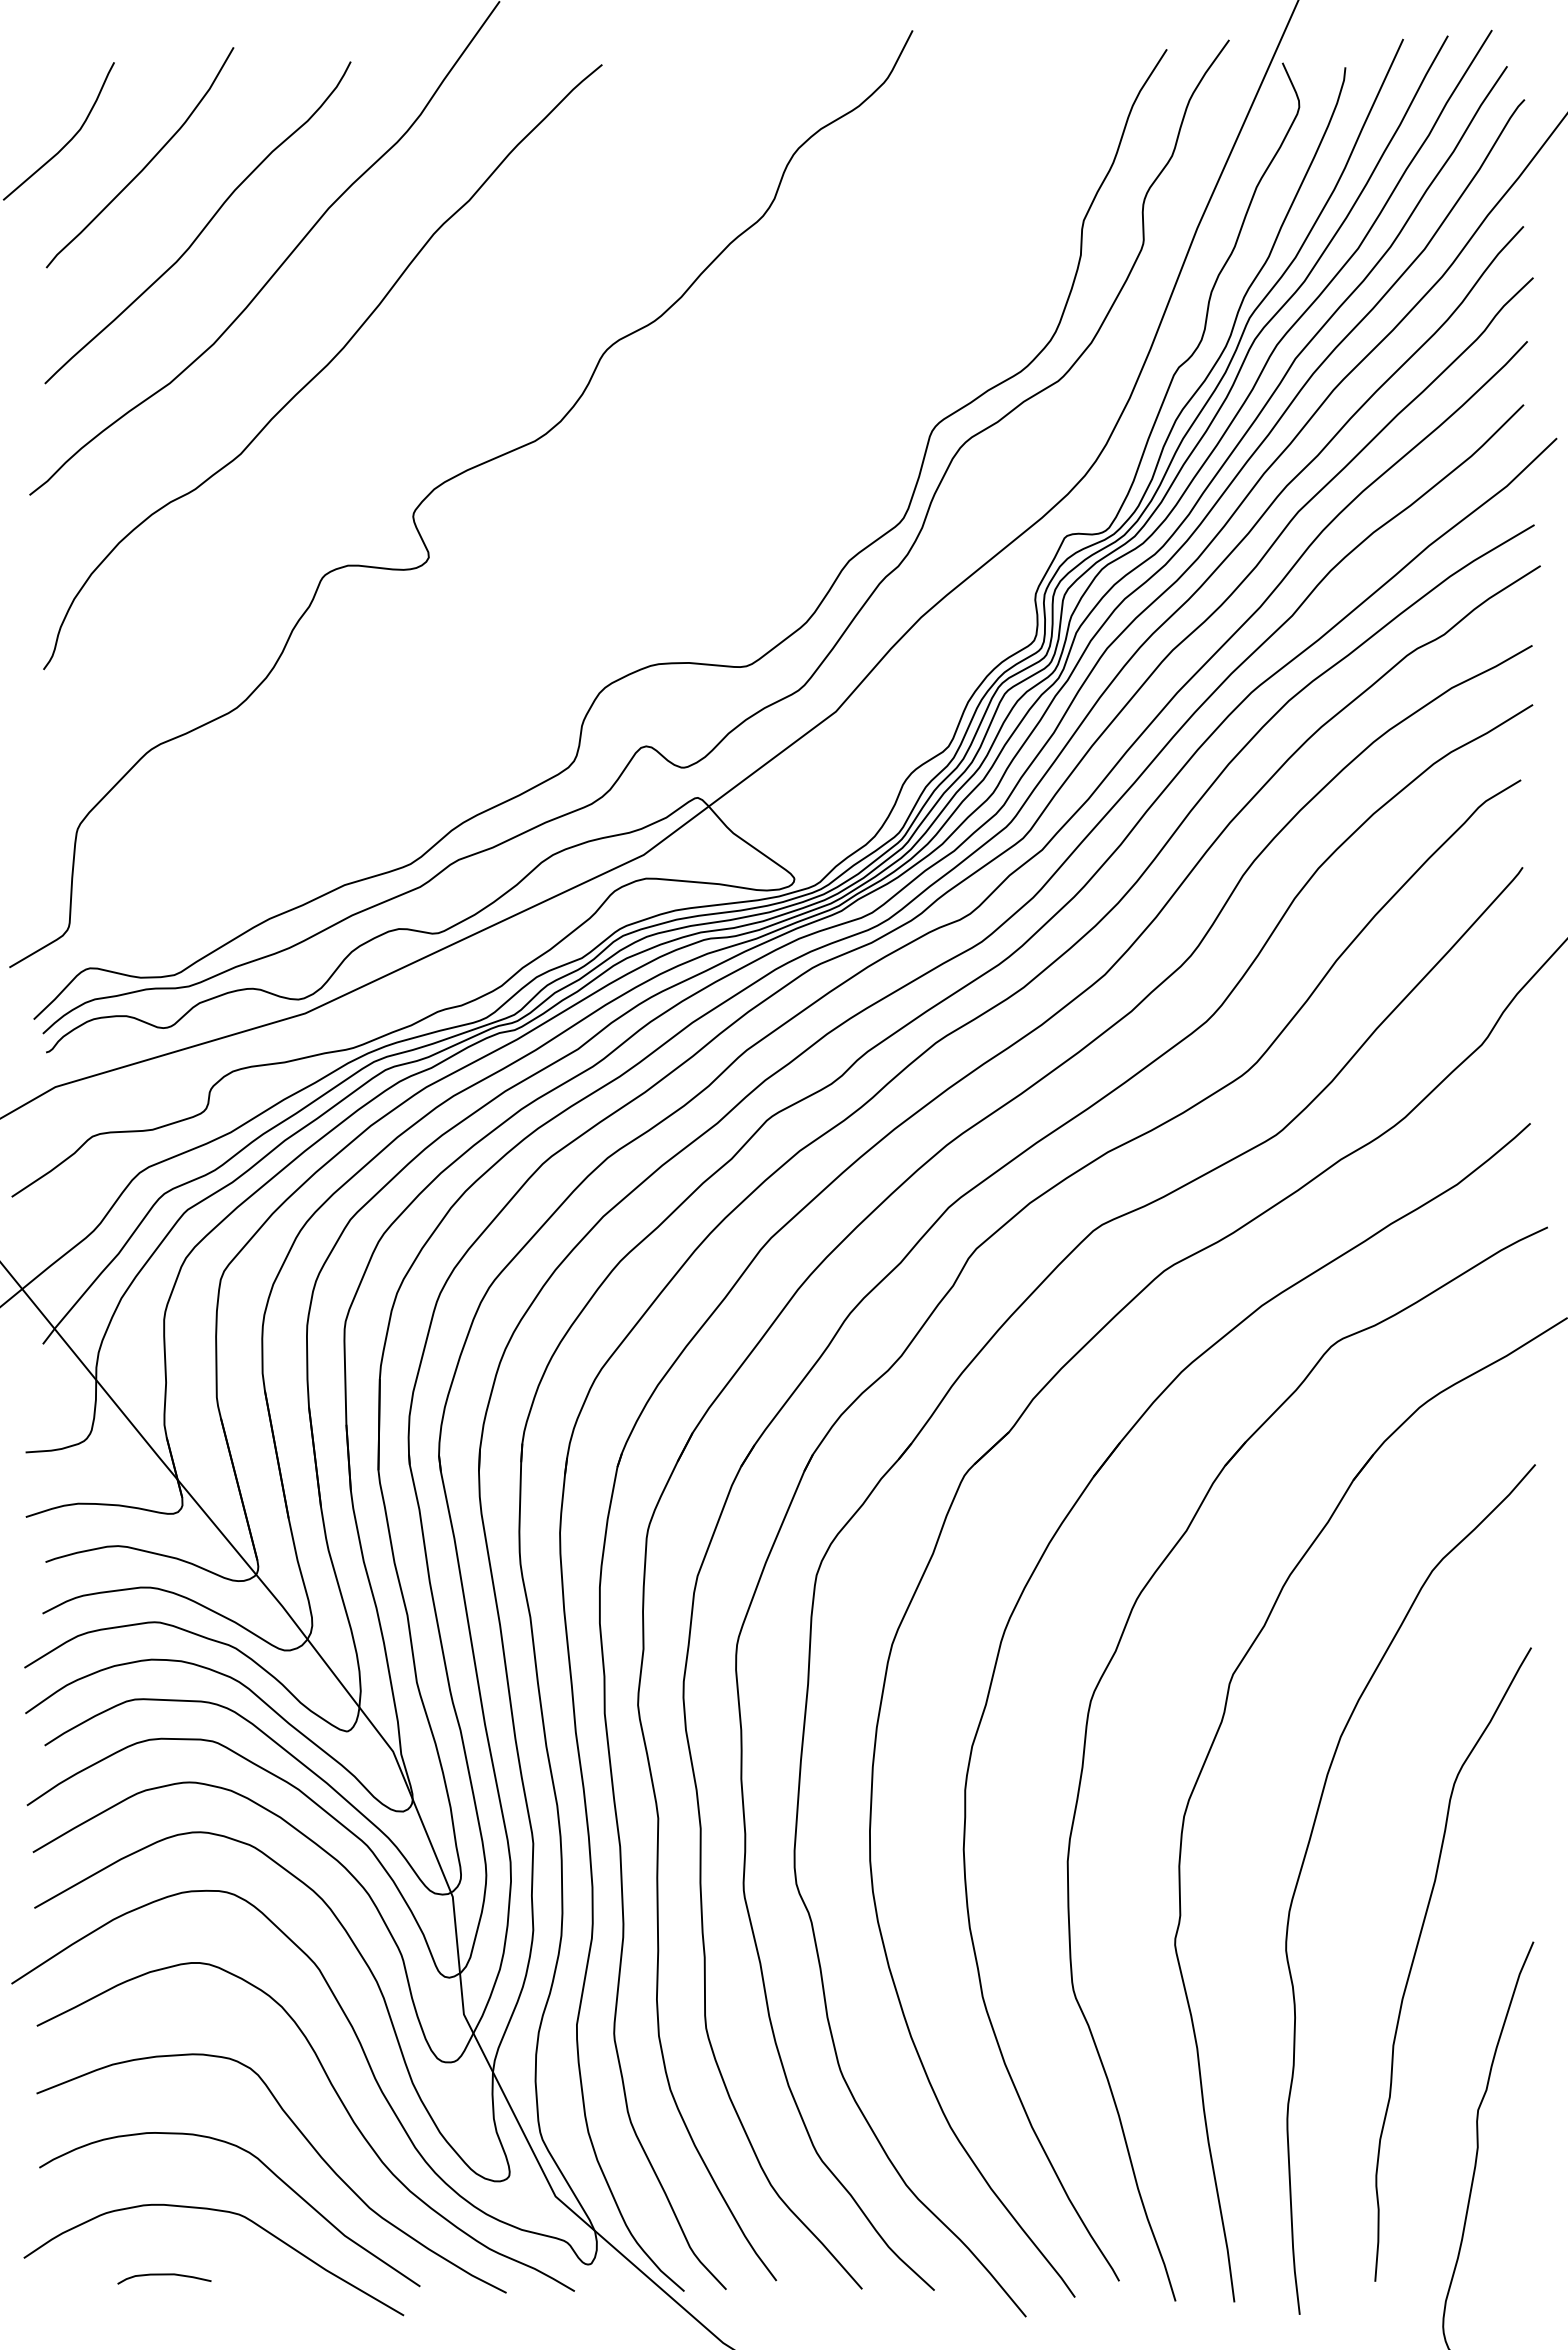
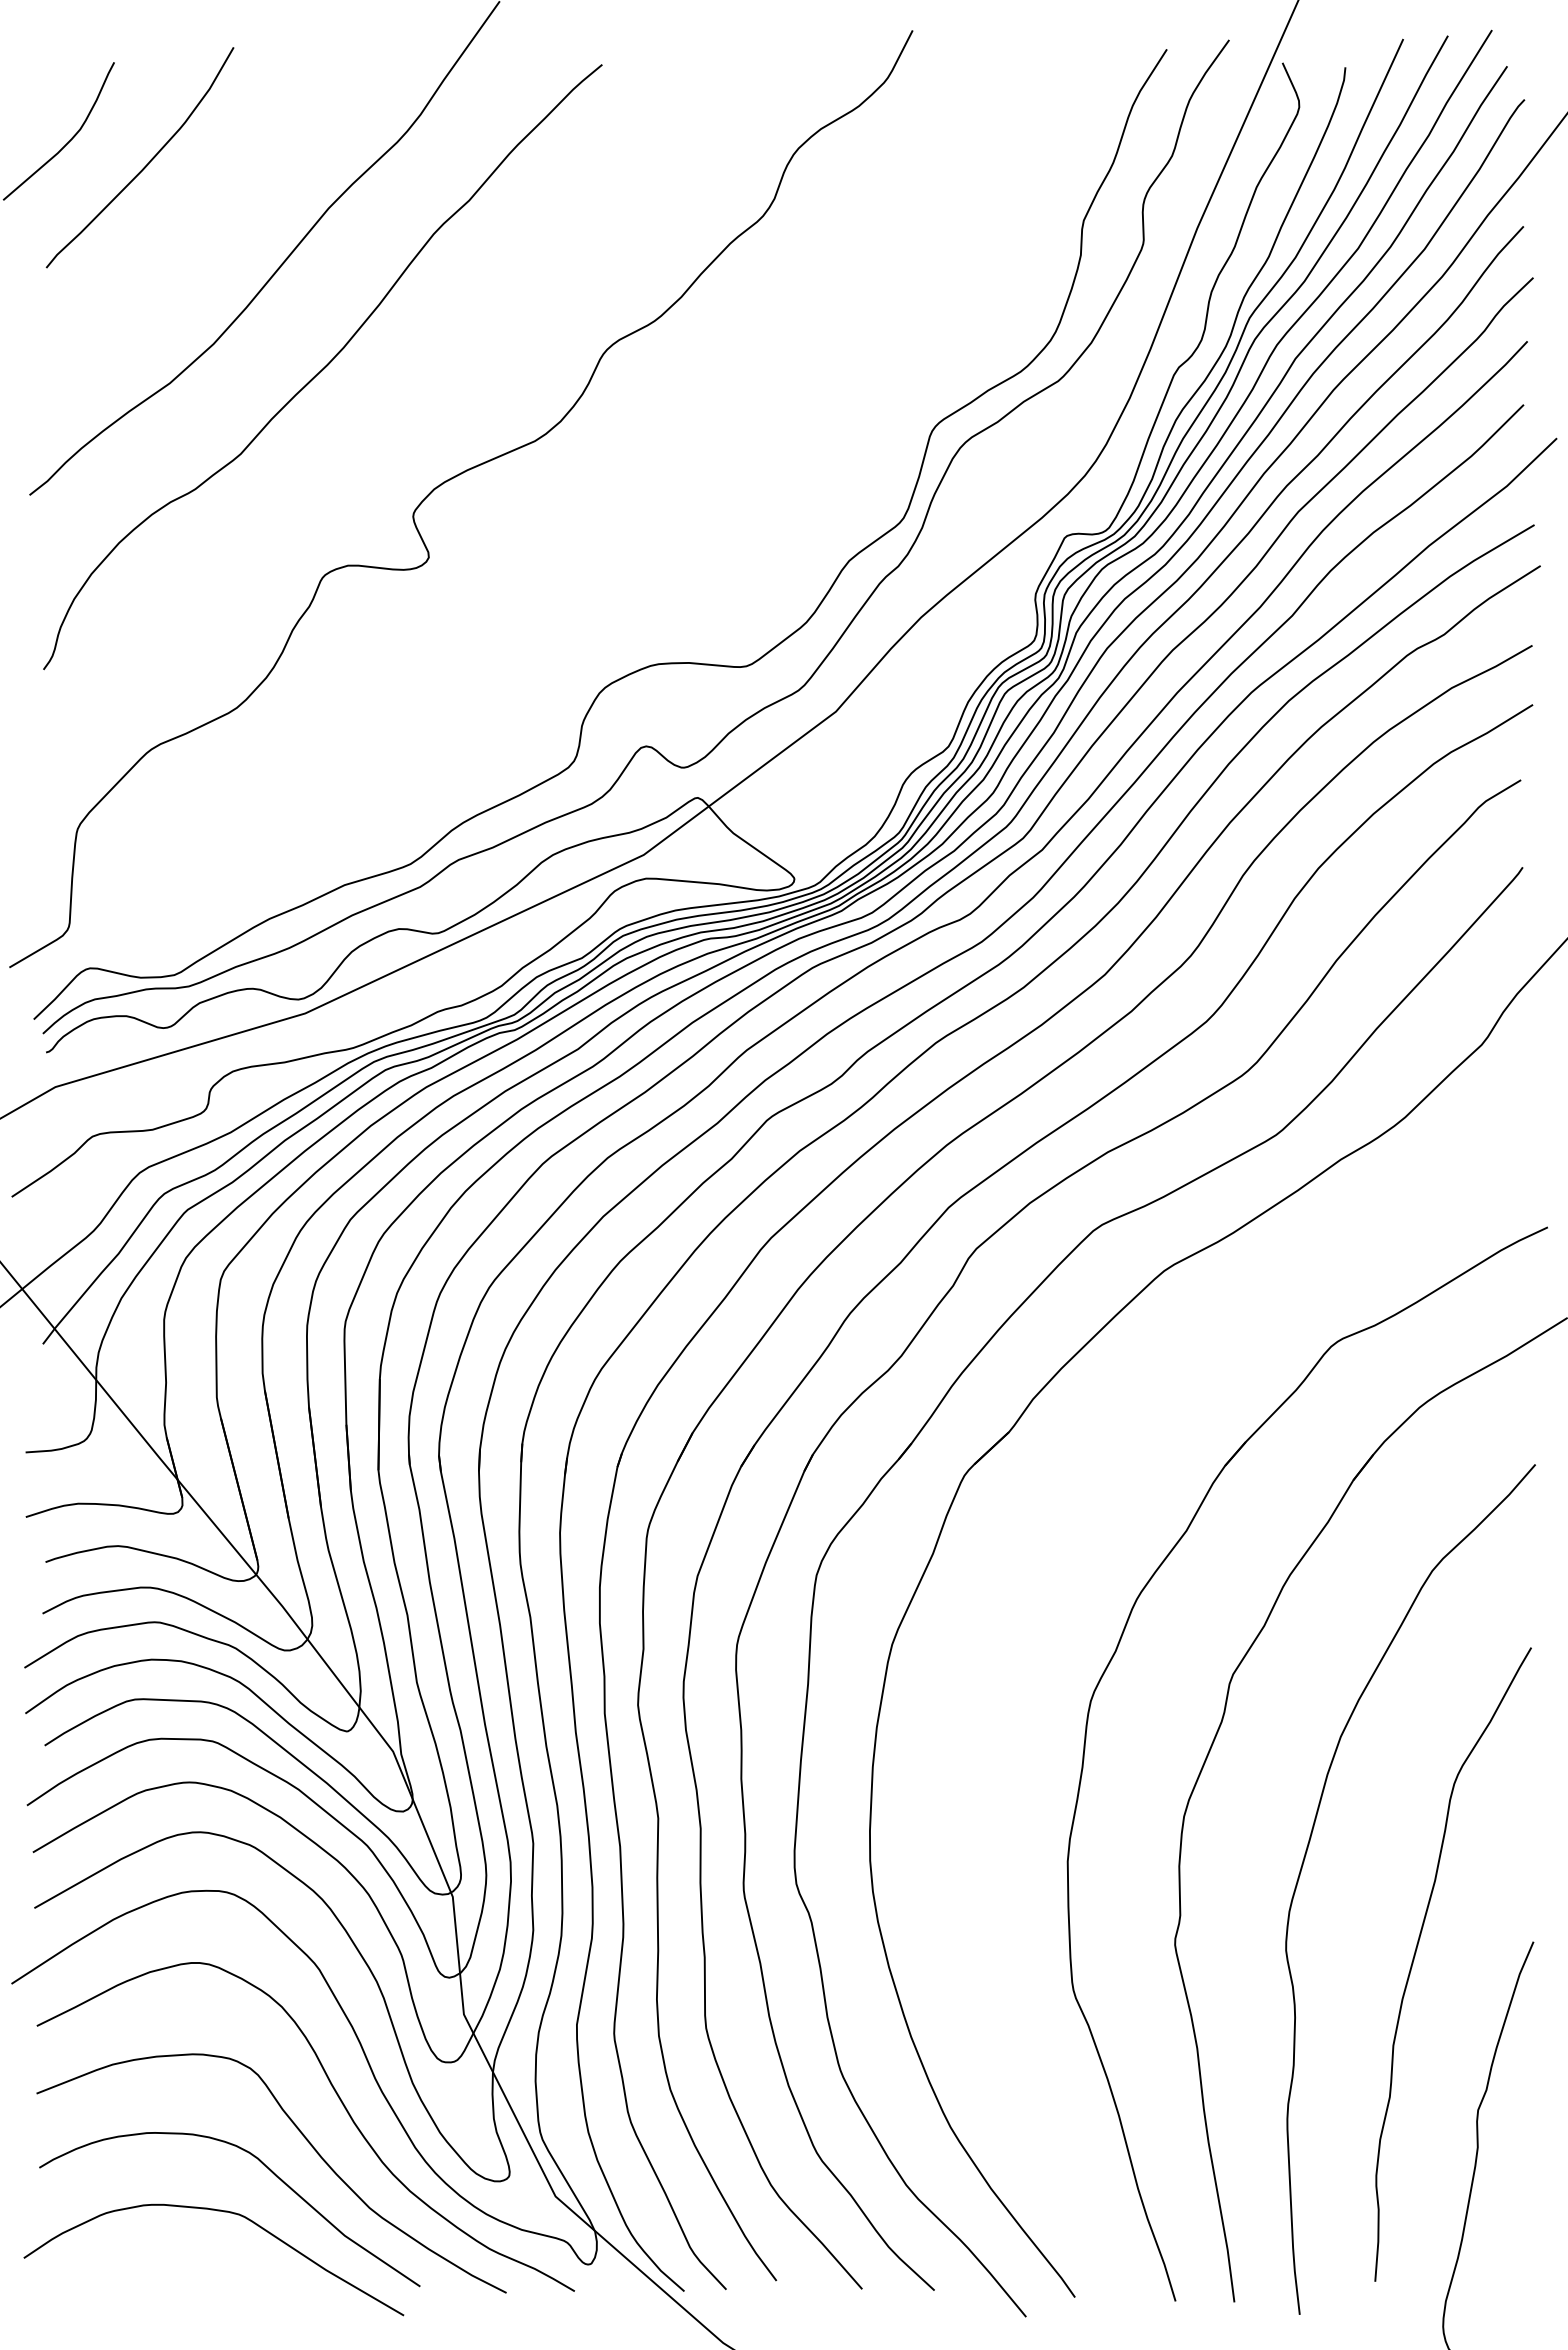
curve: present -> none (203, 227)
part: present -> none (1027, 1585)
curve: present -> none (164, 2275)
